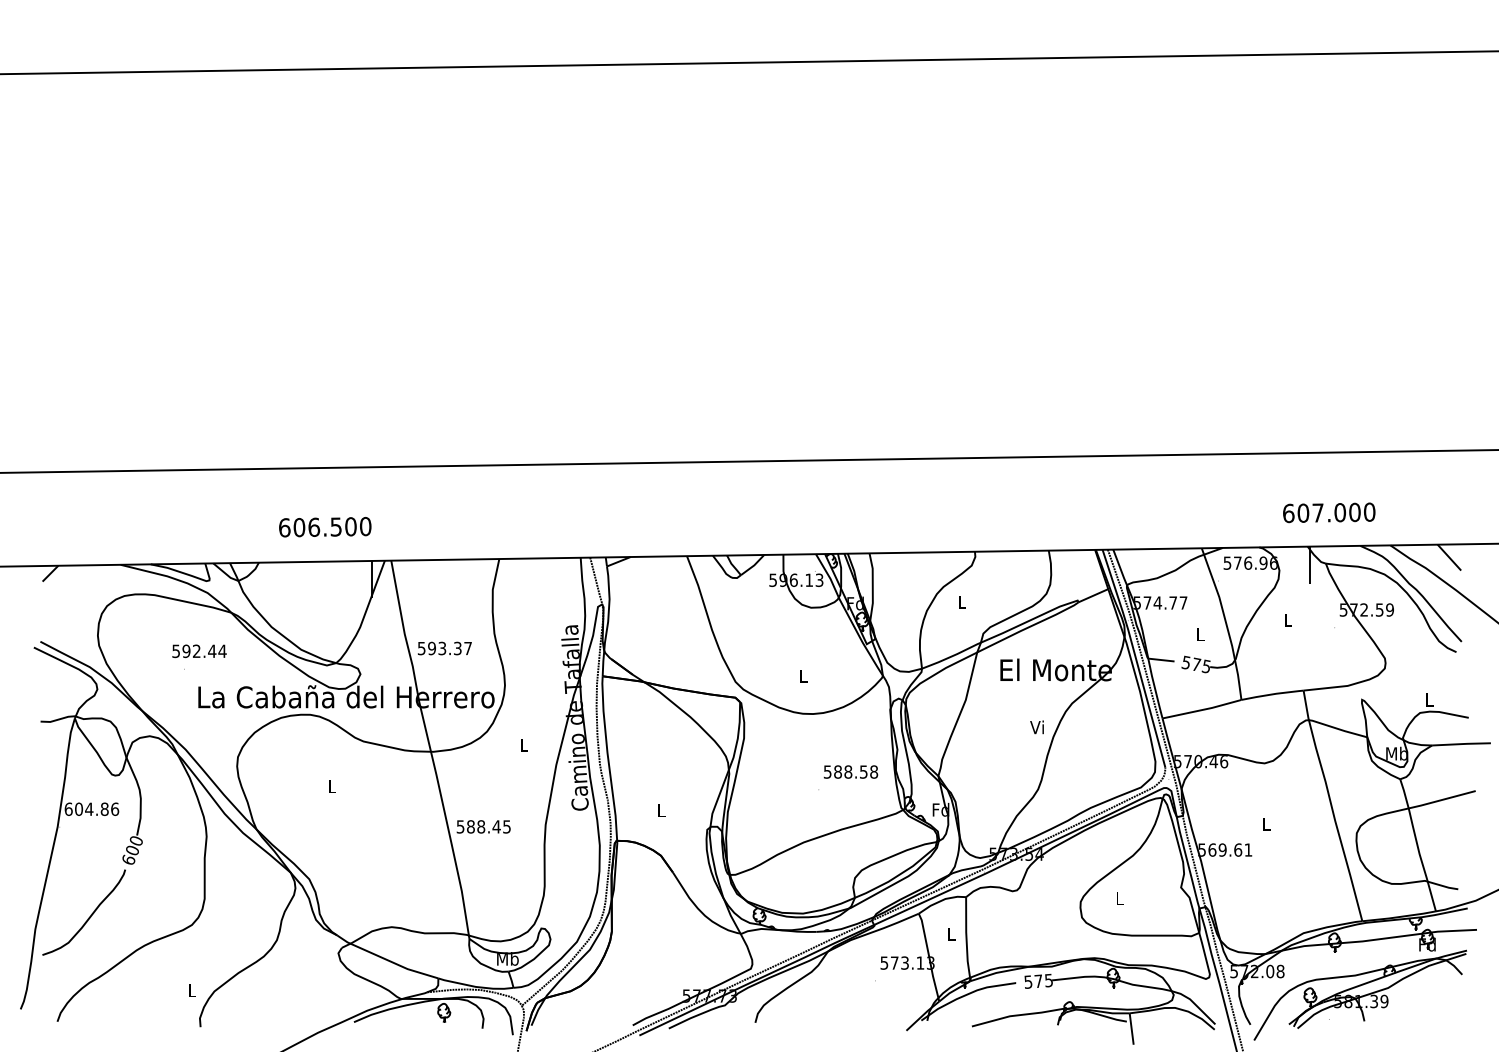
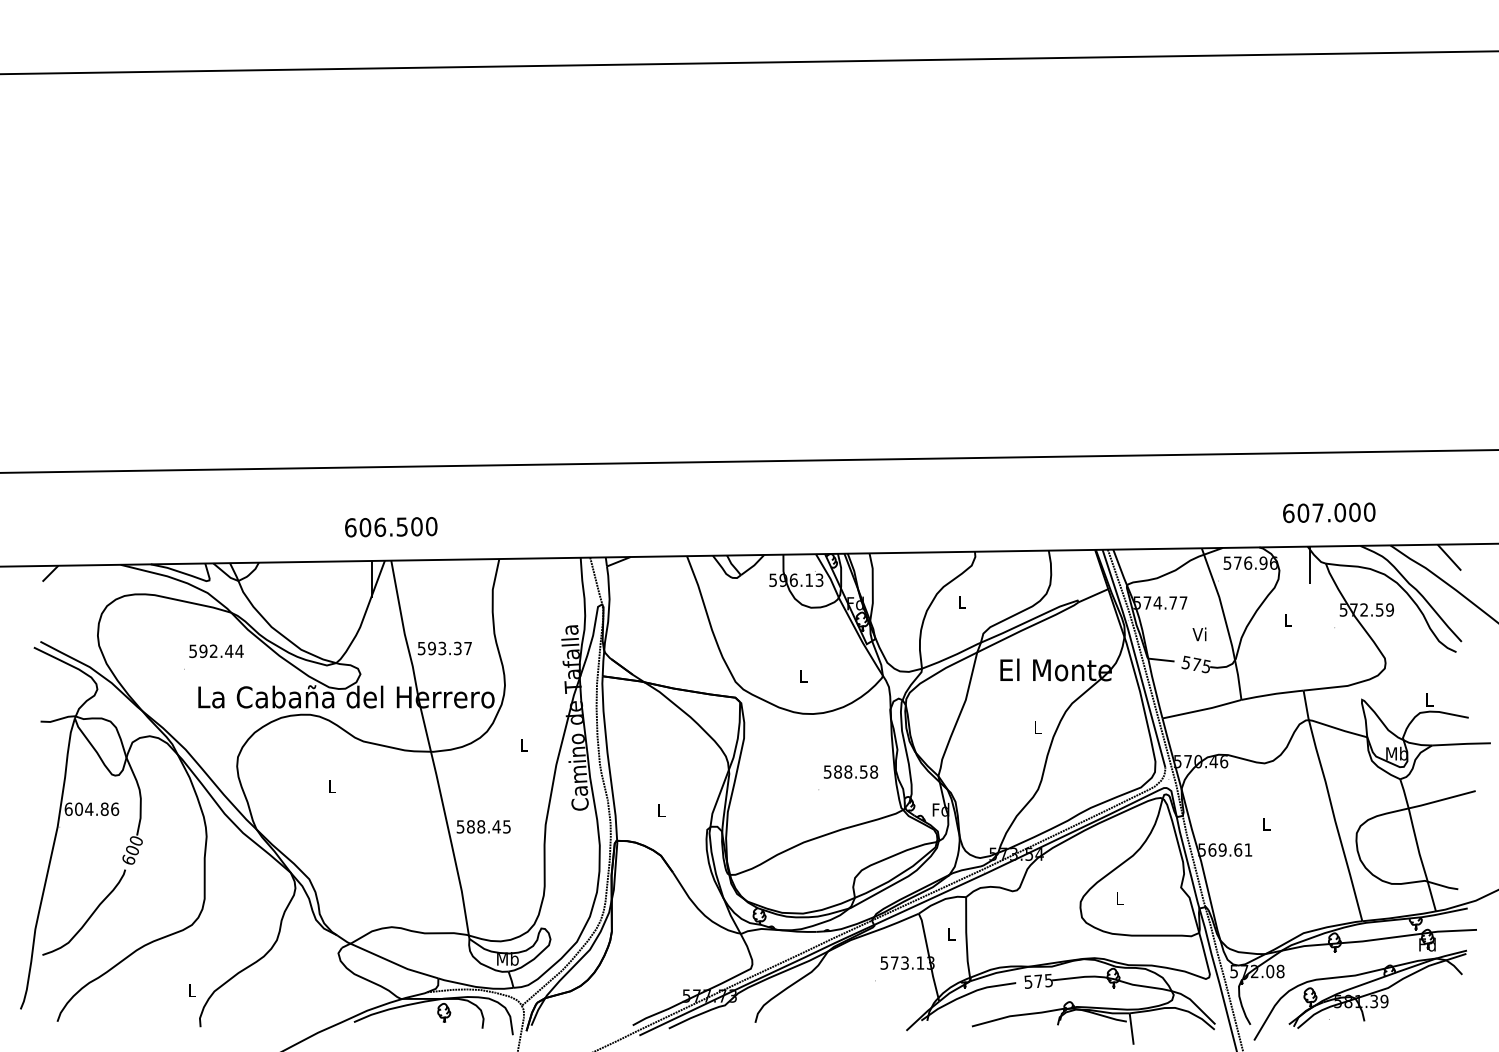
text position: (325, 527) -> (391, 527) (391, 527)
text: L -> Vi (1199, 634)
text position: (199, 651) -> (216, 651) (216, 651)
text: Vi -> L (1036, 727)
